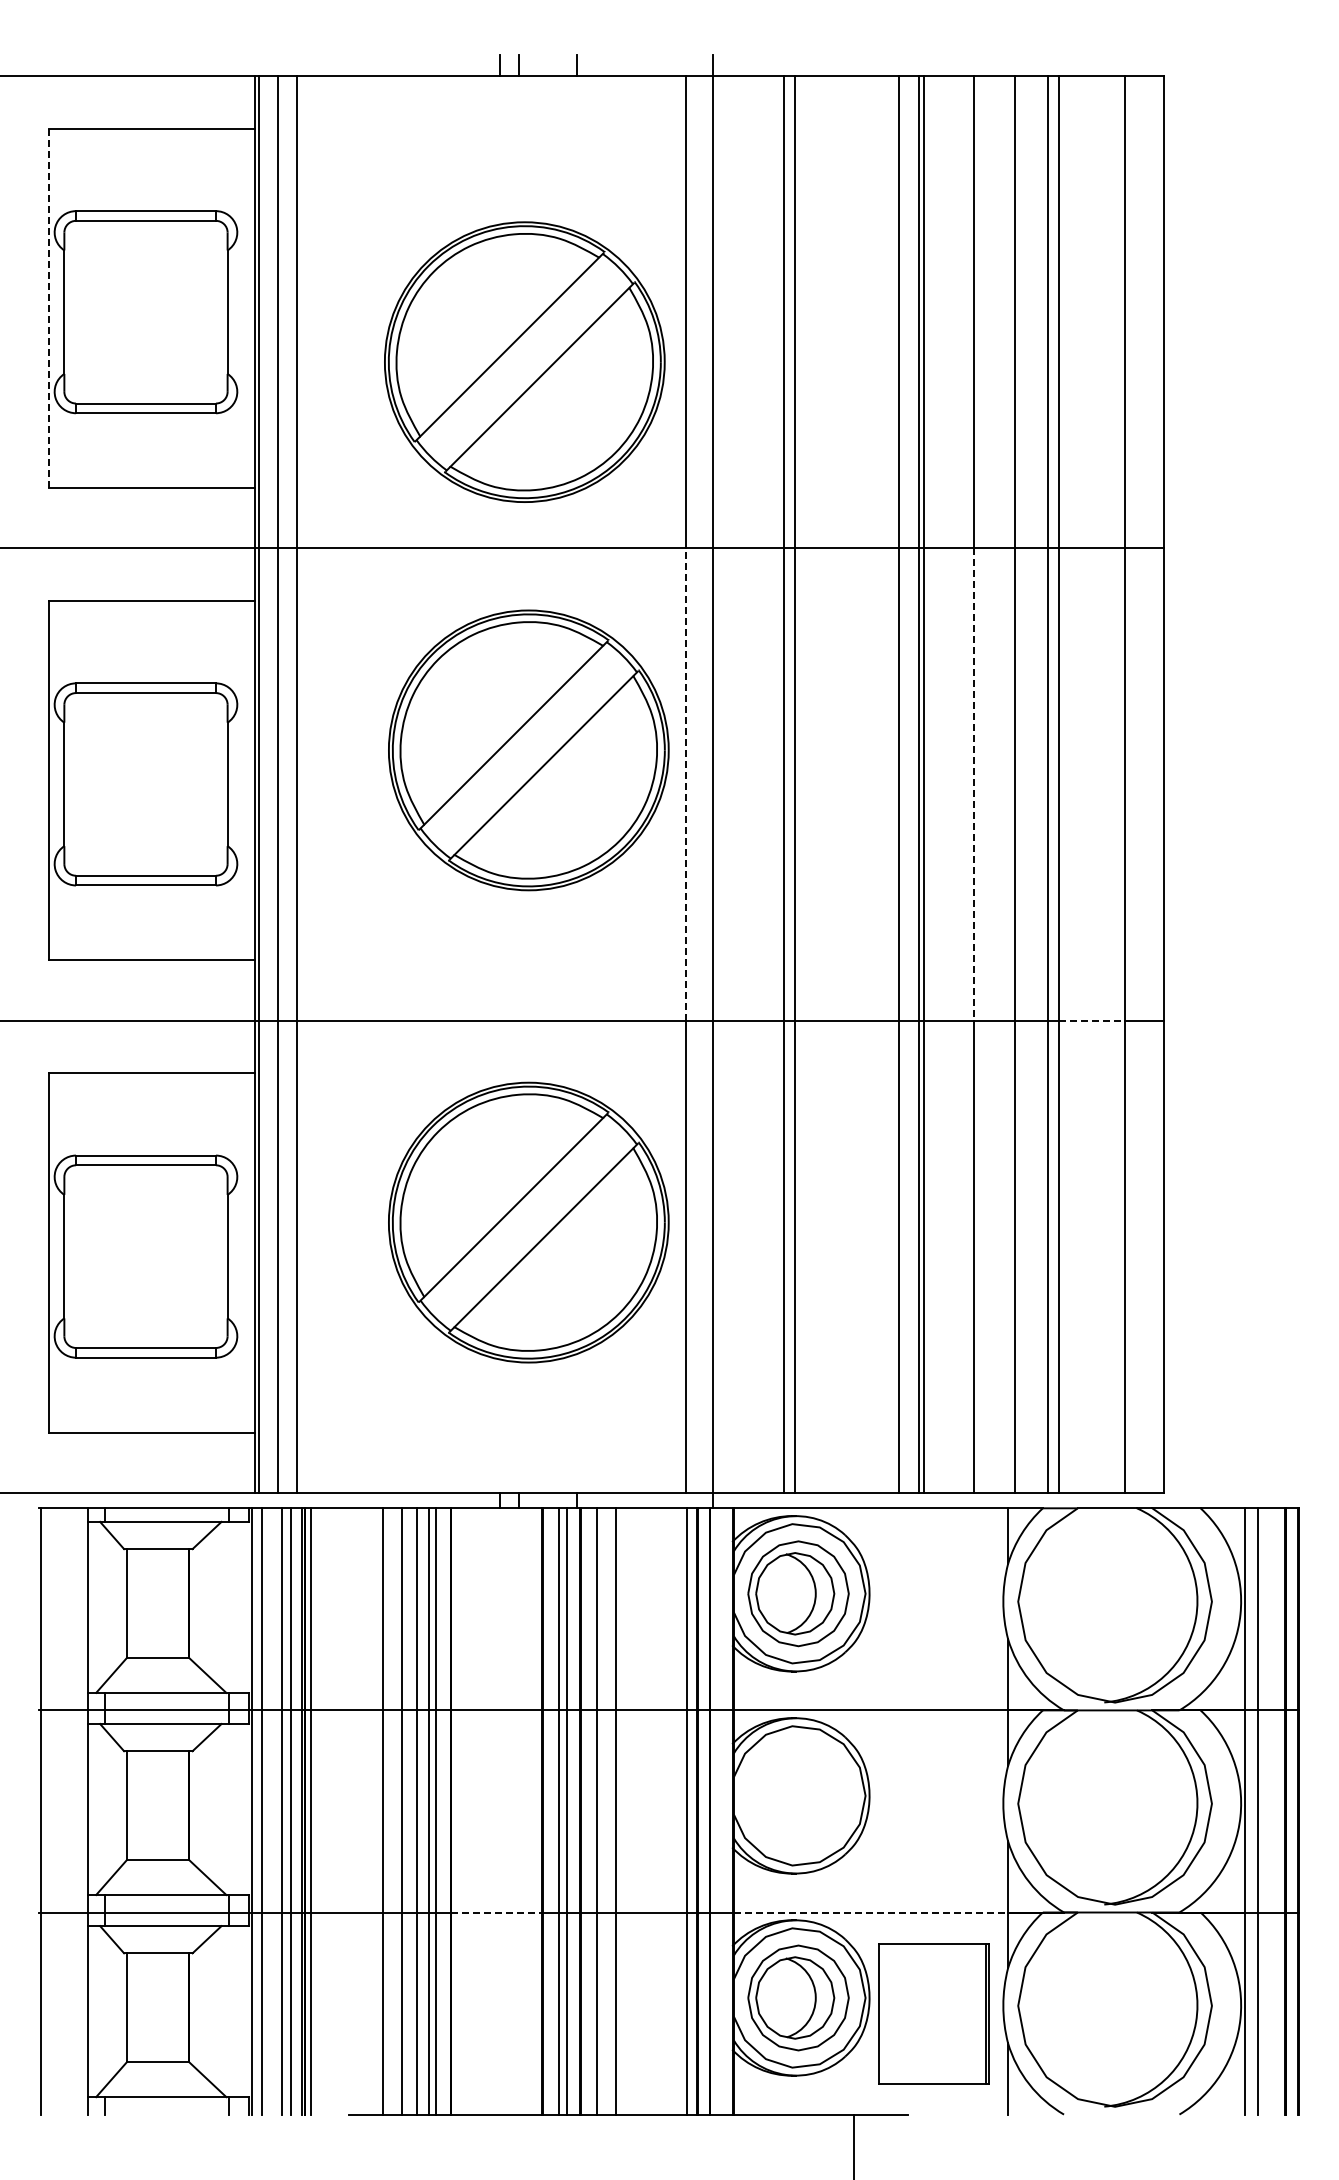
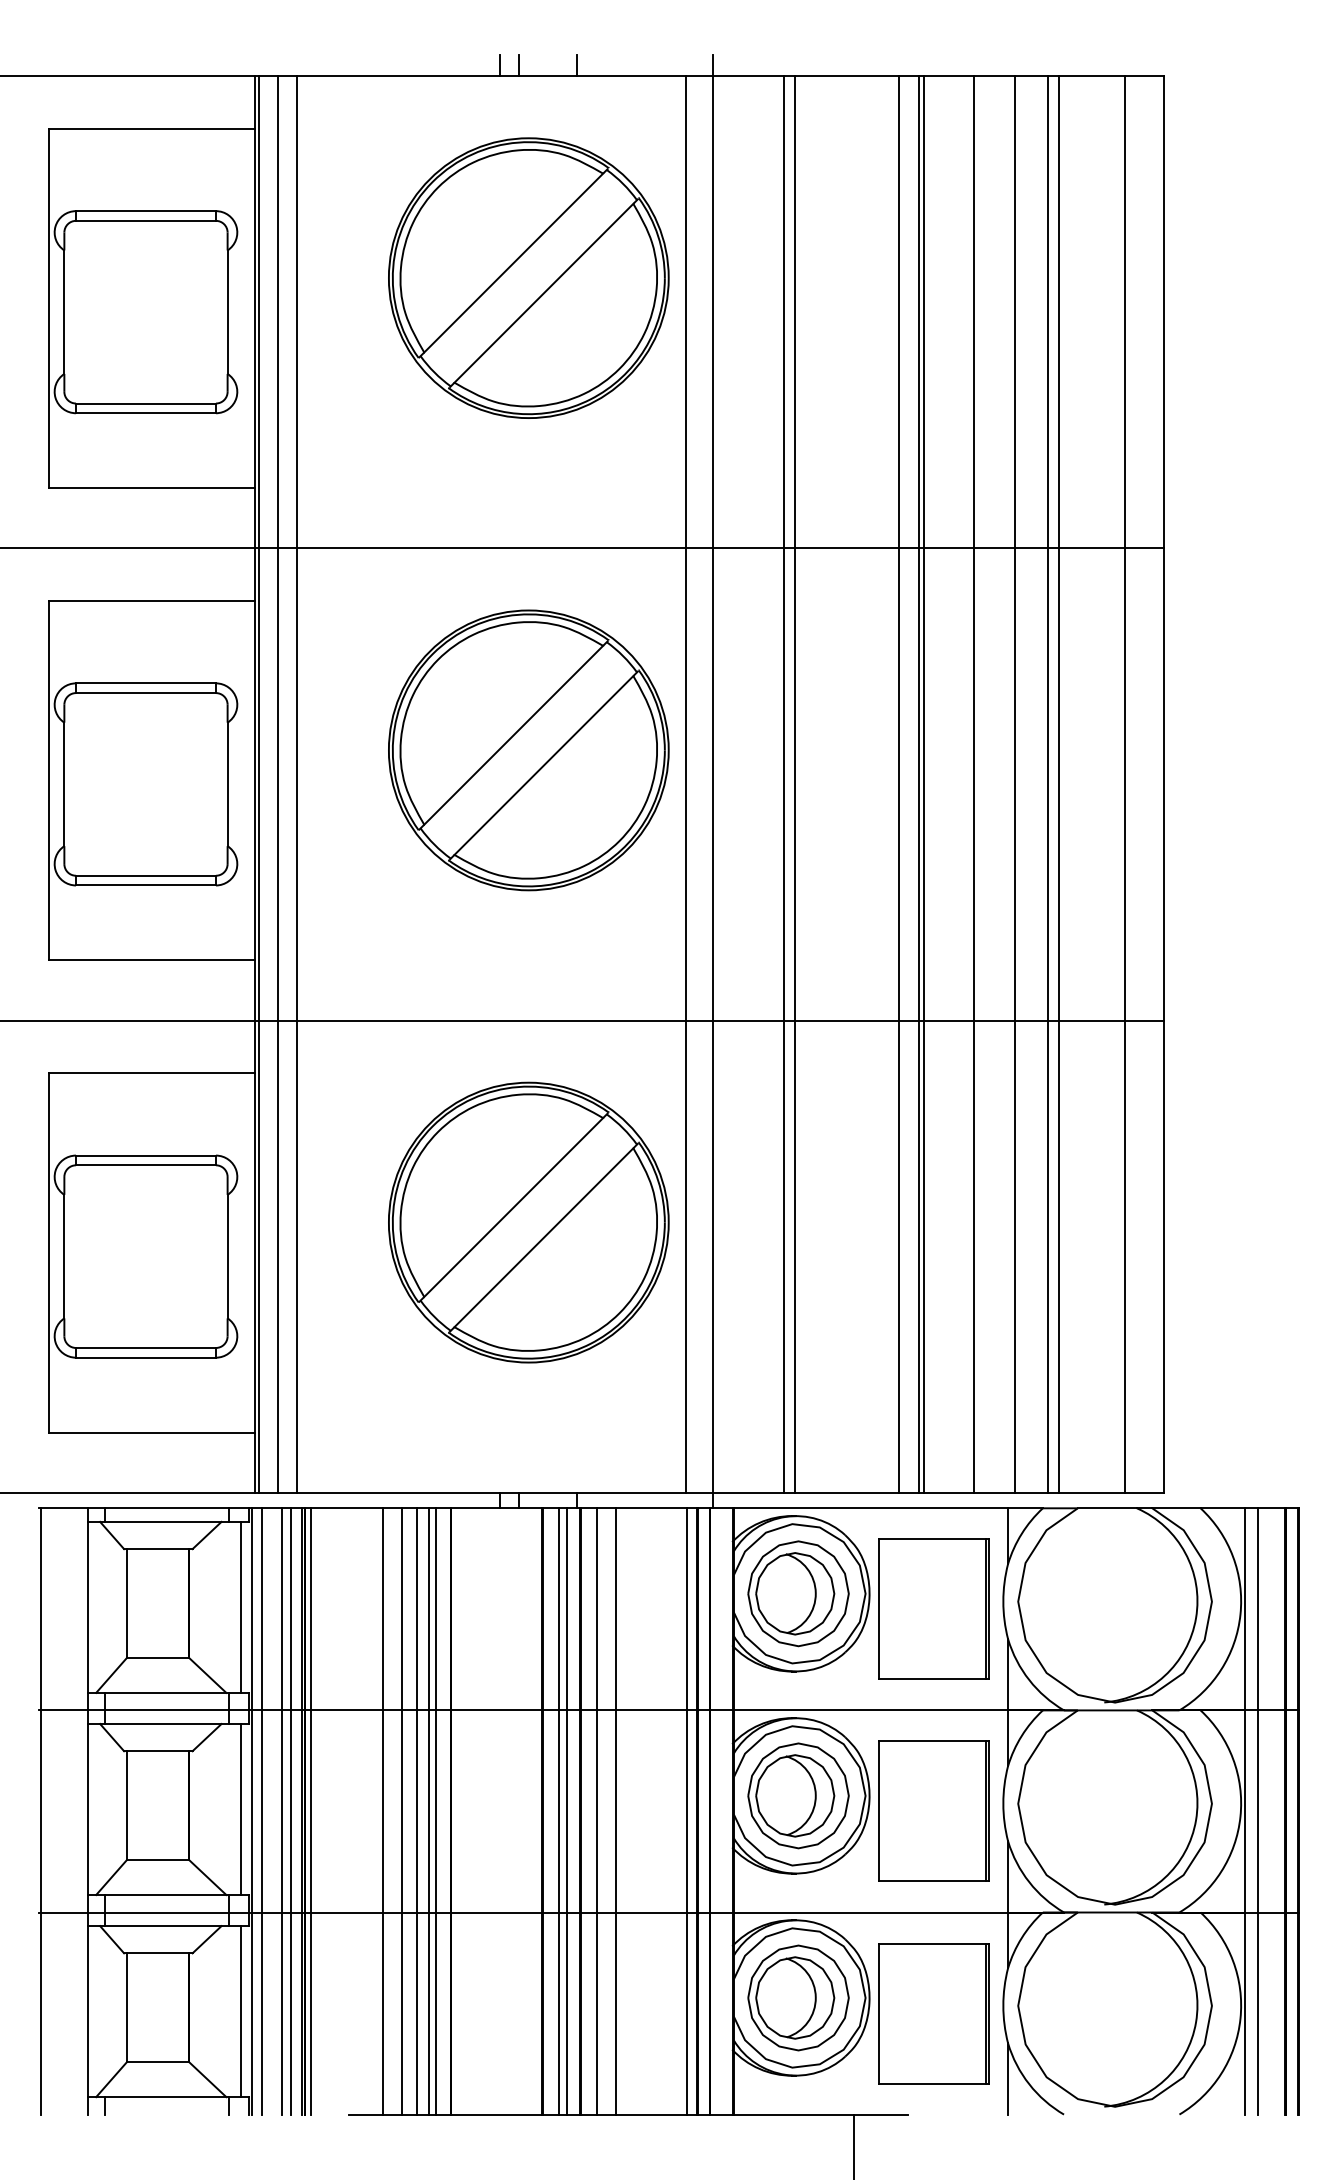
line: dashed -> solid (48, 308)
part position: (524, 361) -> (528, 277) (528, 277)
line: dashed -> solid (685, 783)
line: dashed -> solid (973, 784)
line: dashed -> solid (1092, 1020)
line: none -> present (241, 1606)
part: none -> present (933, 1608)
part: none -> present (798, 1795)
line: none -> present (241, 1809)
part: none -> present (933, 1810)
line: dashed -> solid (496, 1912)
line: dashed -> solid (871, 1912)
line: none -> present (241, 2011)
